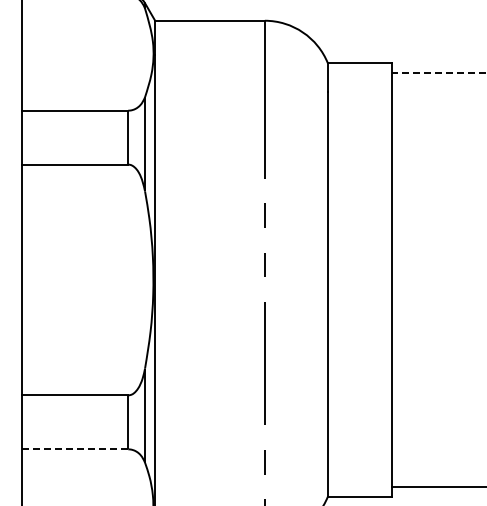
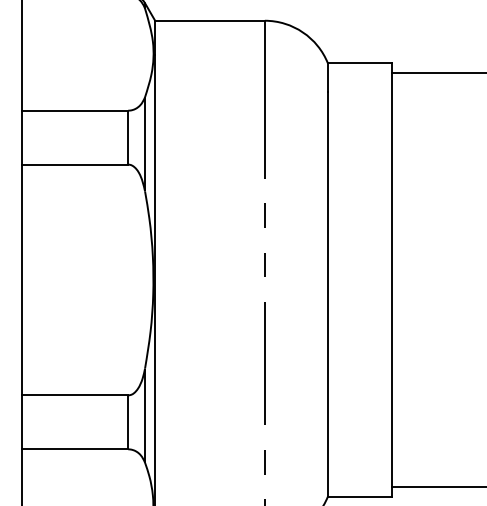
line: dashed -> solid (438, 73)
line: dashed -> solid (74, 449)
